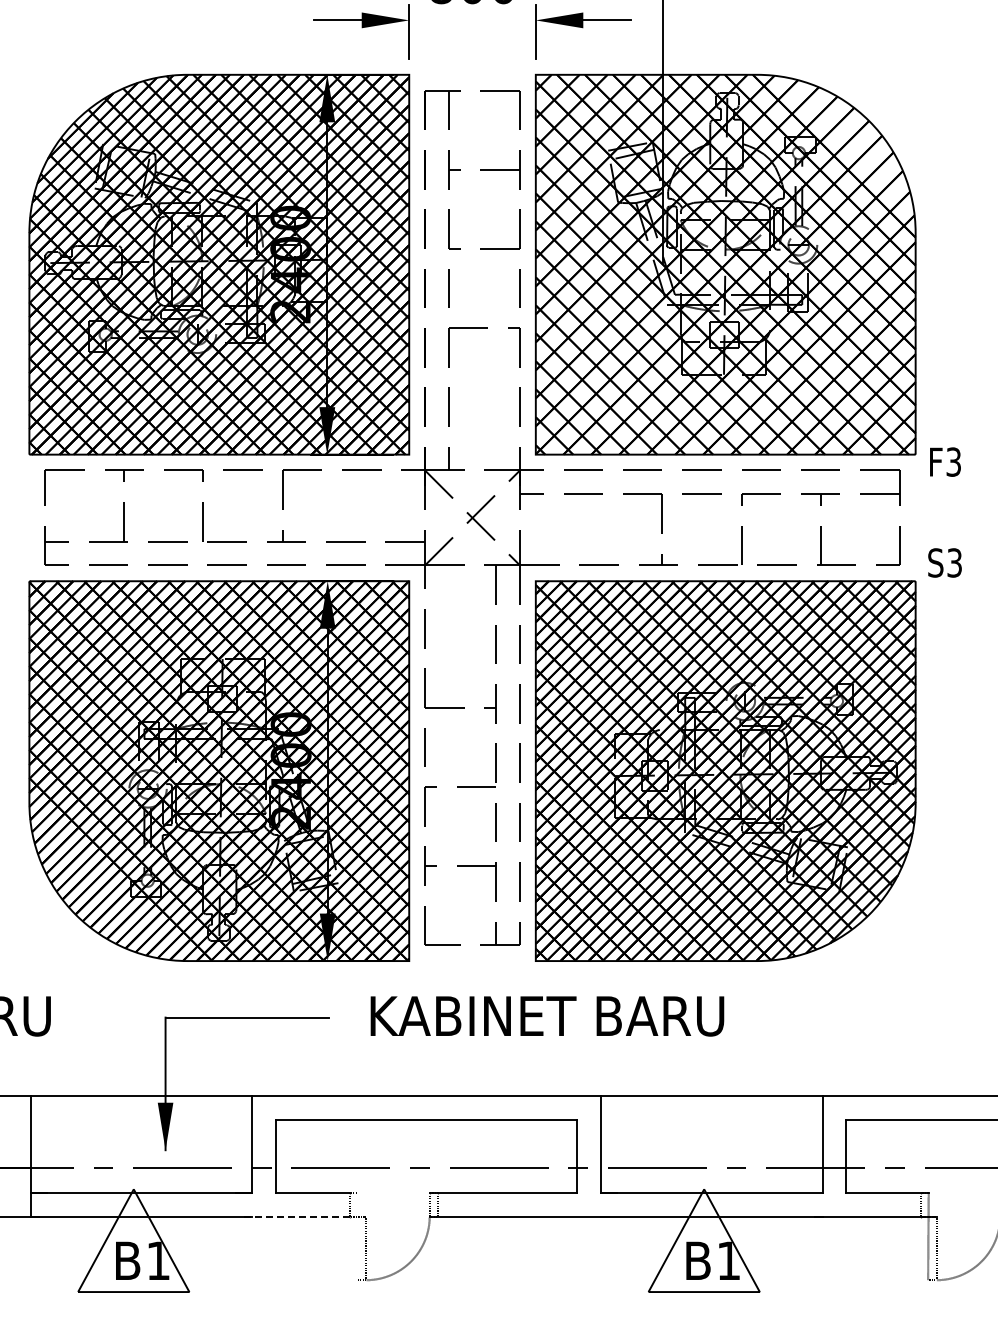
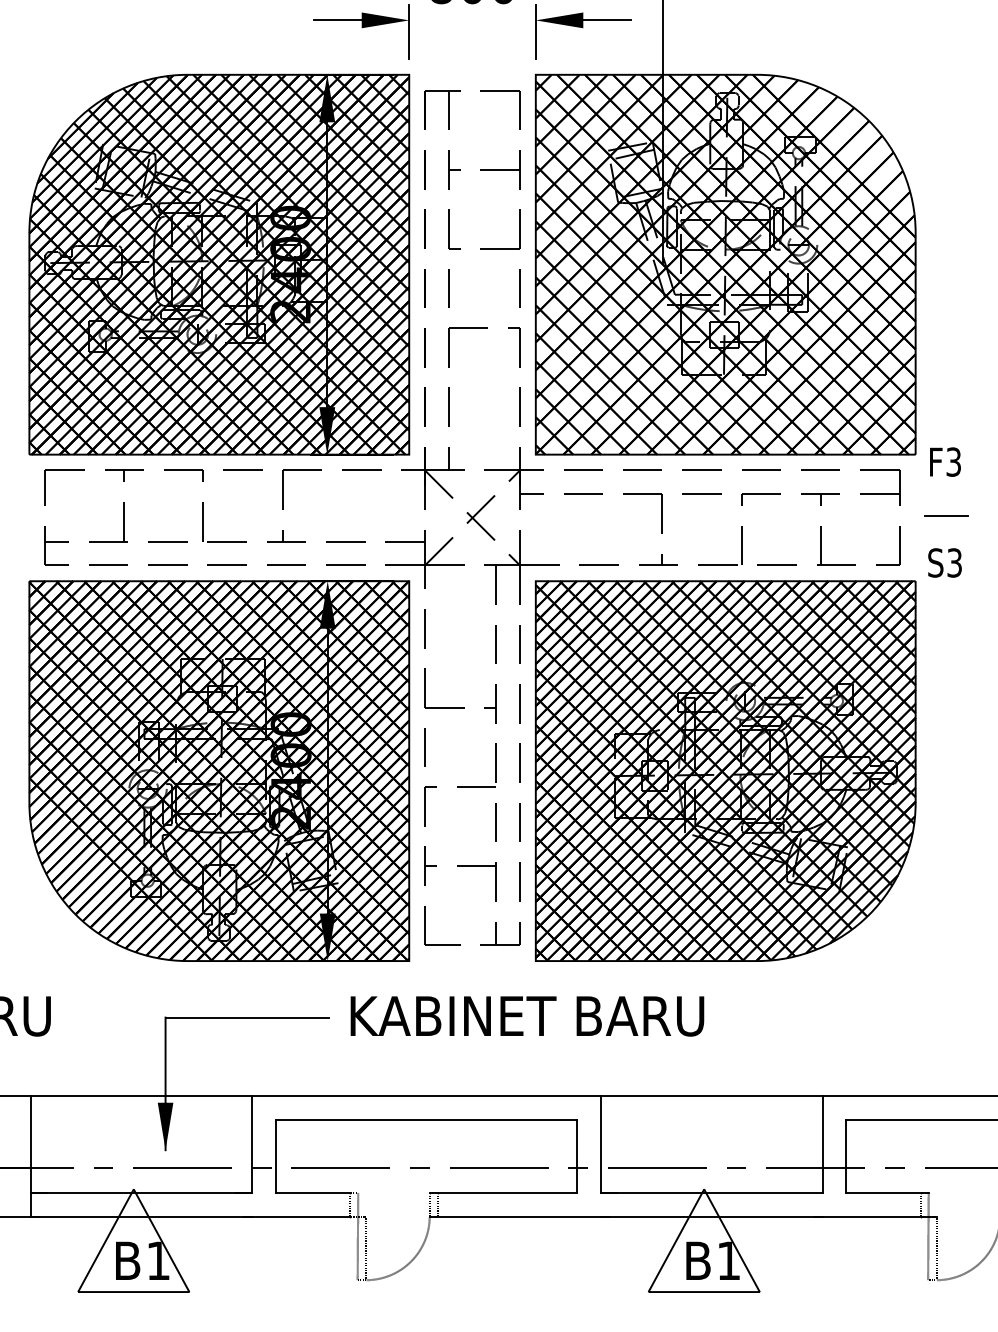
line: none -> present (946, 515)
text position: (547, 1016) -> (527, 1016) (527, 1016)
line: dashed -> solid (297, 1216)
line: none -> present (357, 1236)
